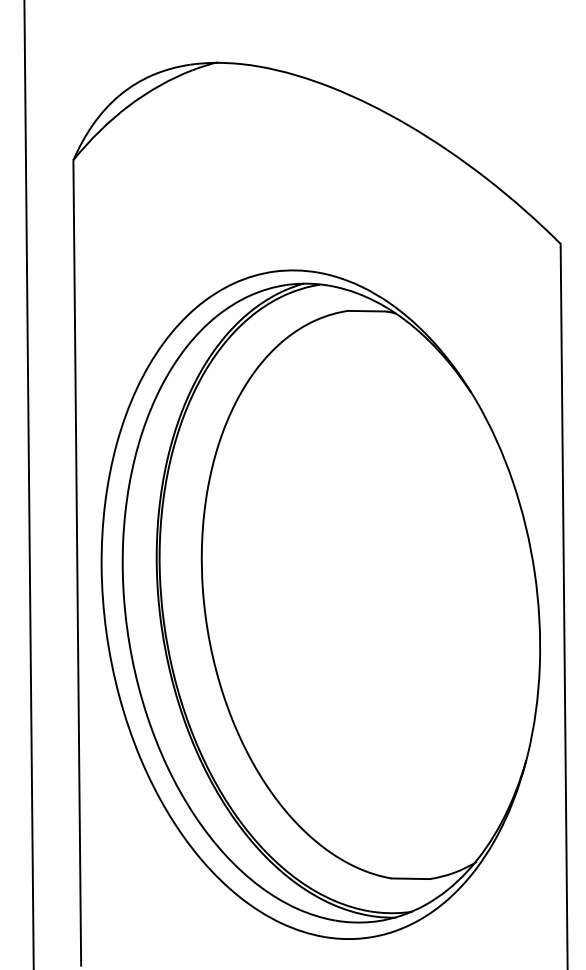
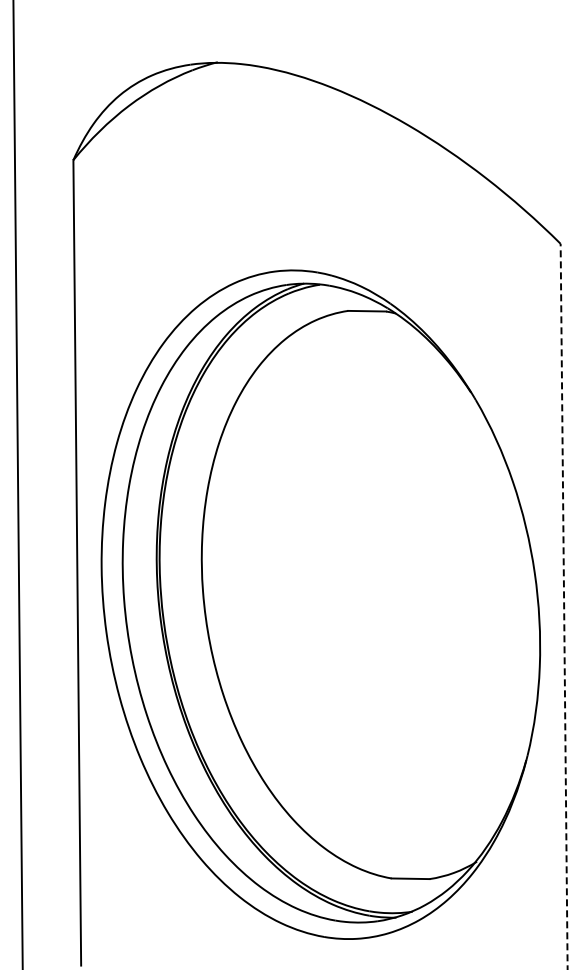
line position: (28, 484) -> (17, 484) (17, 484)
line: solid -> dashed (564, 606)
